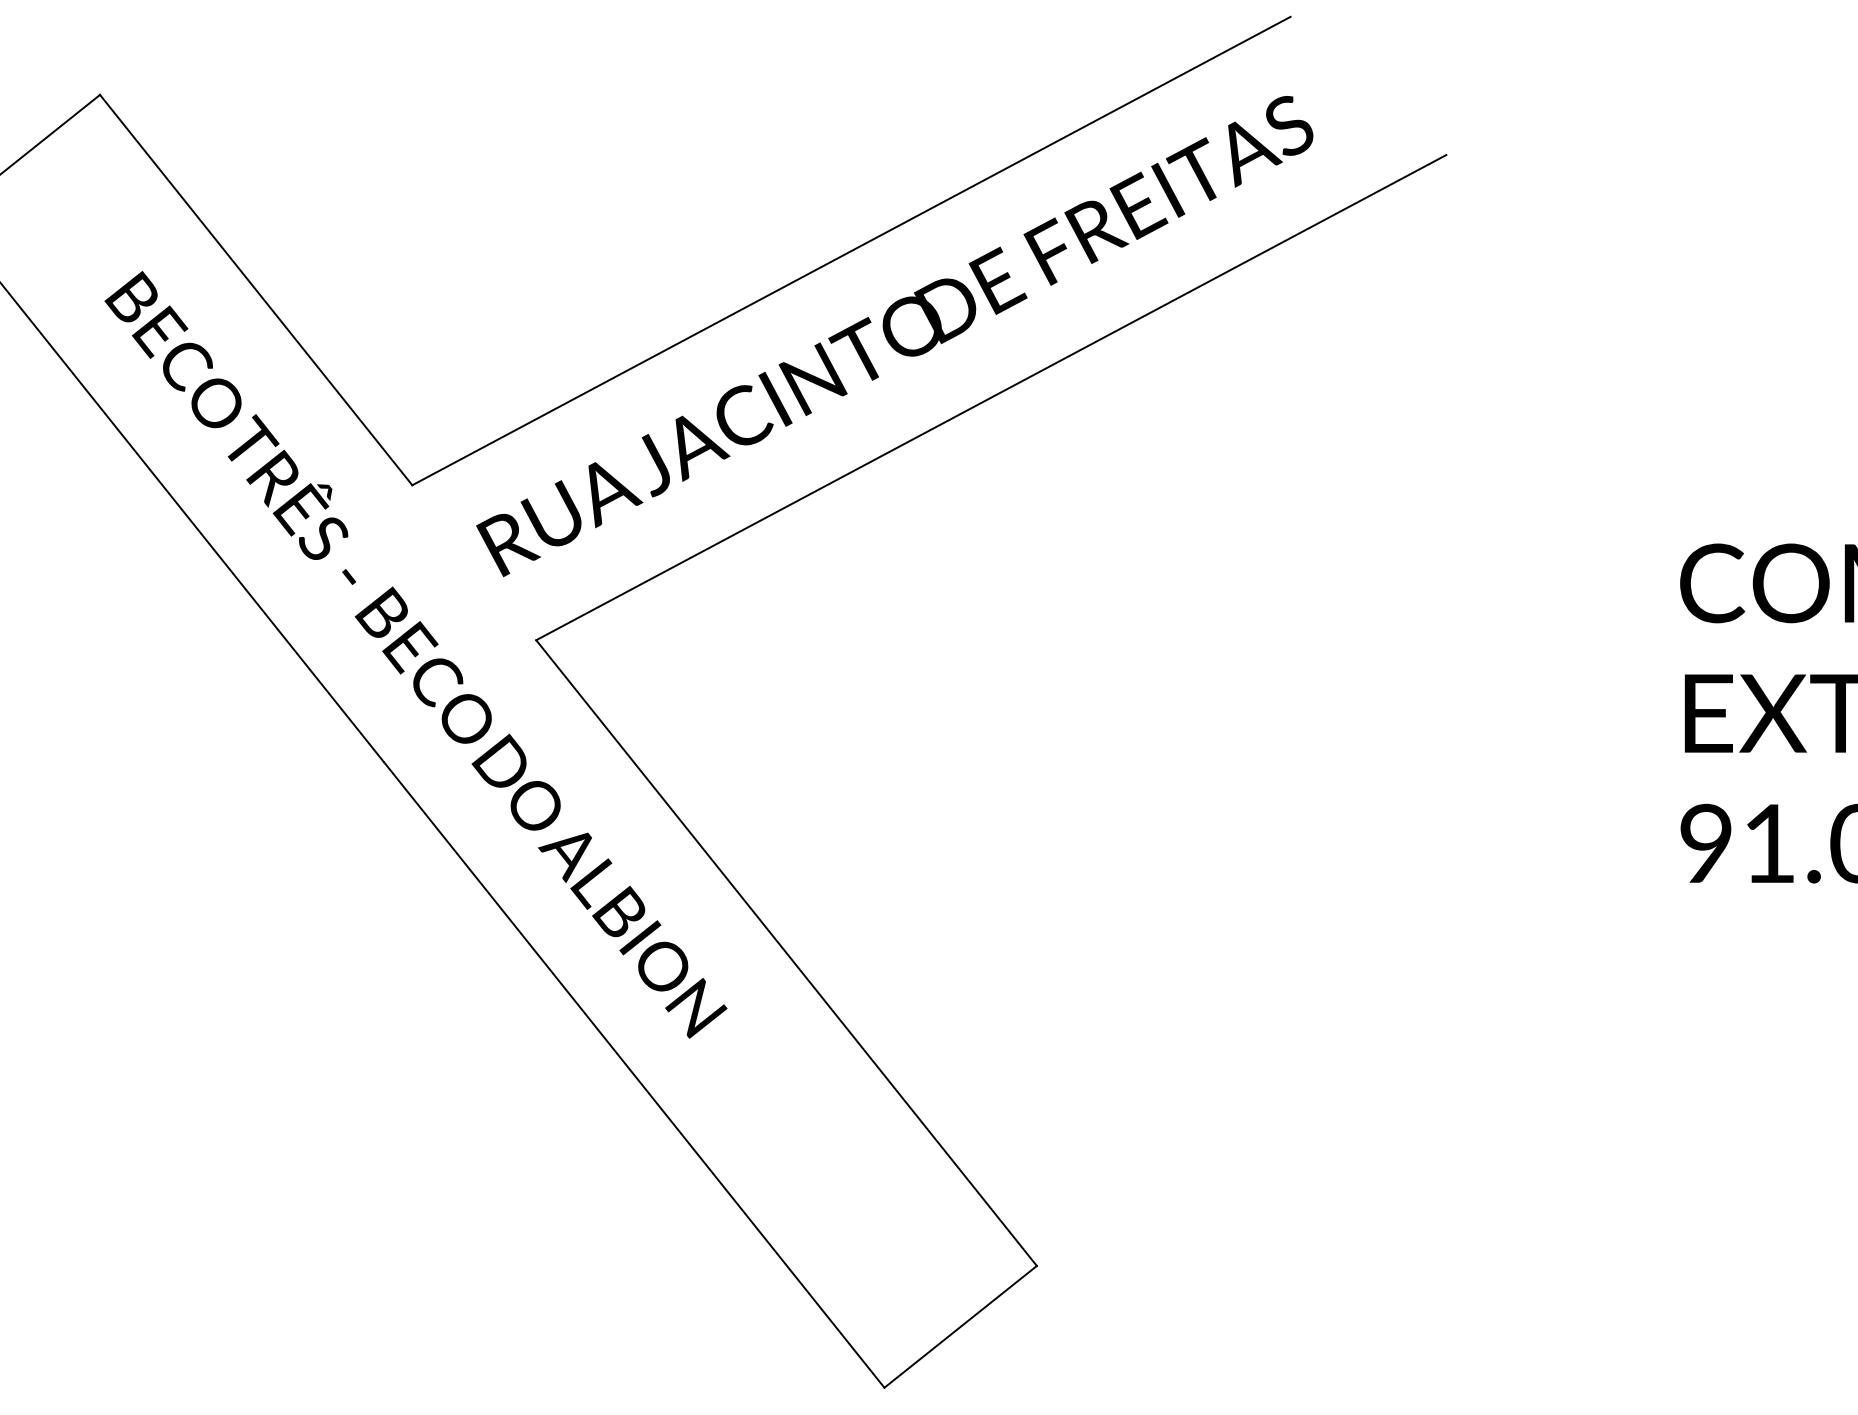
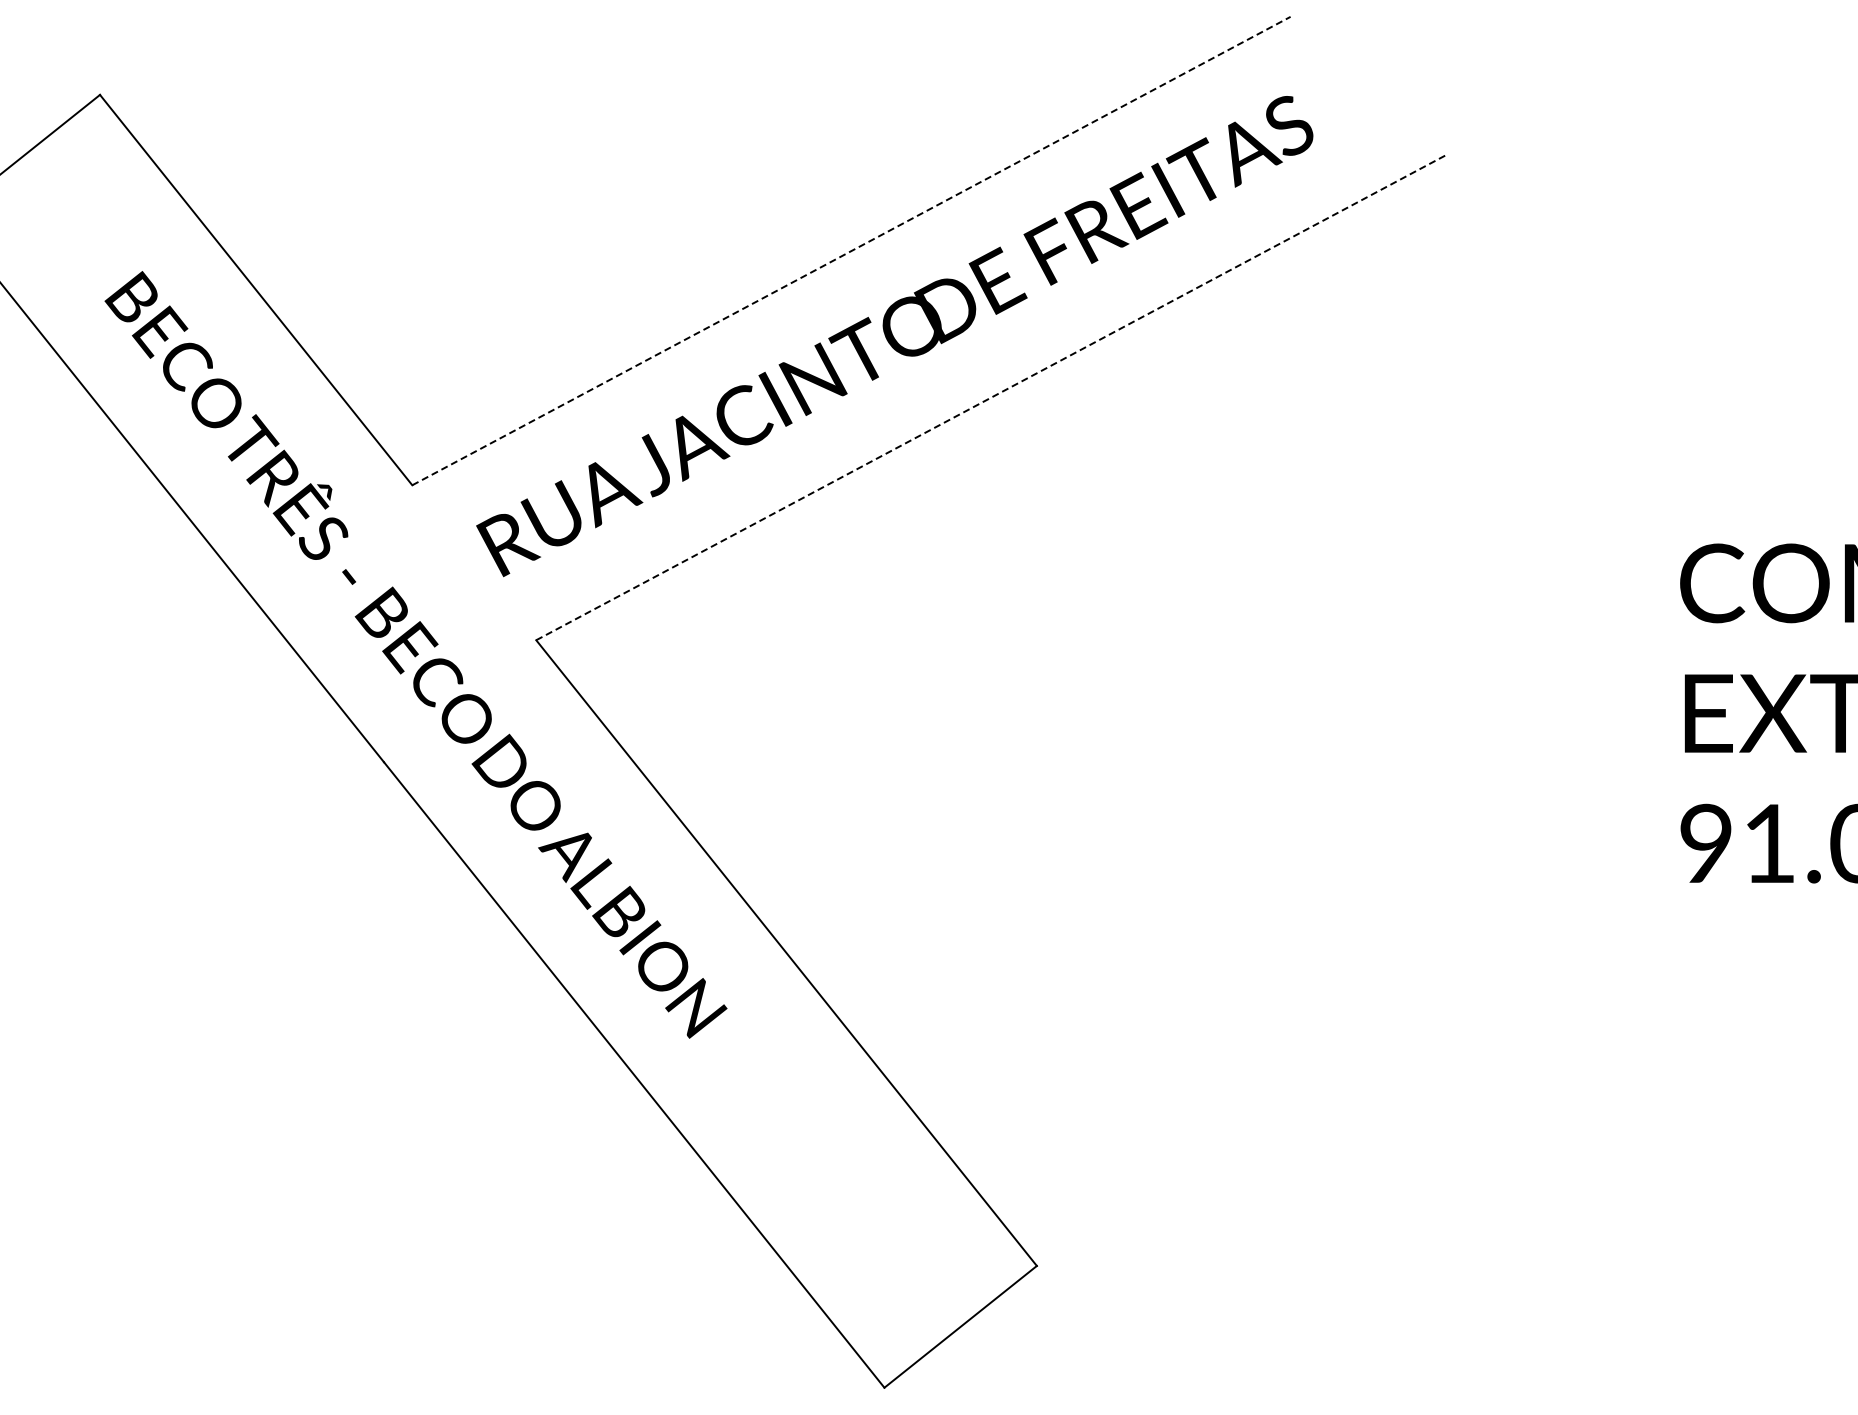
line: solid -> dashed (851, 251)
line: solid -> dashed (991, 397)
